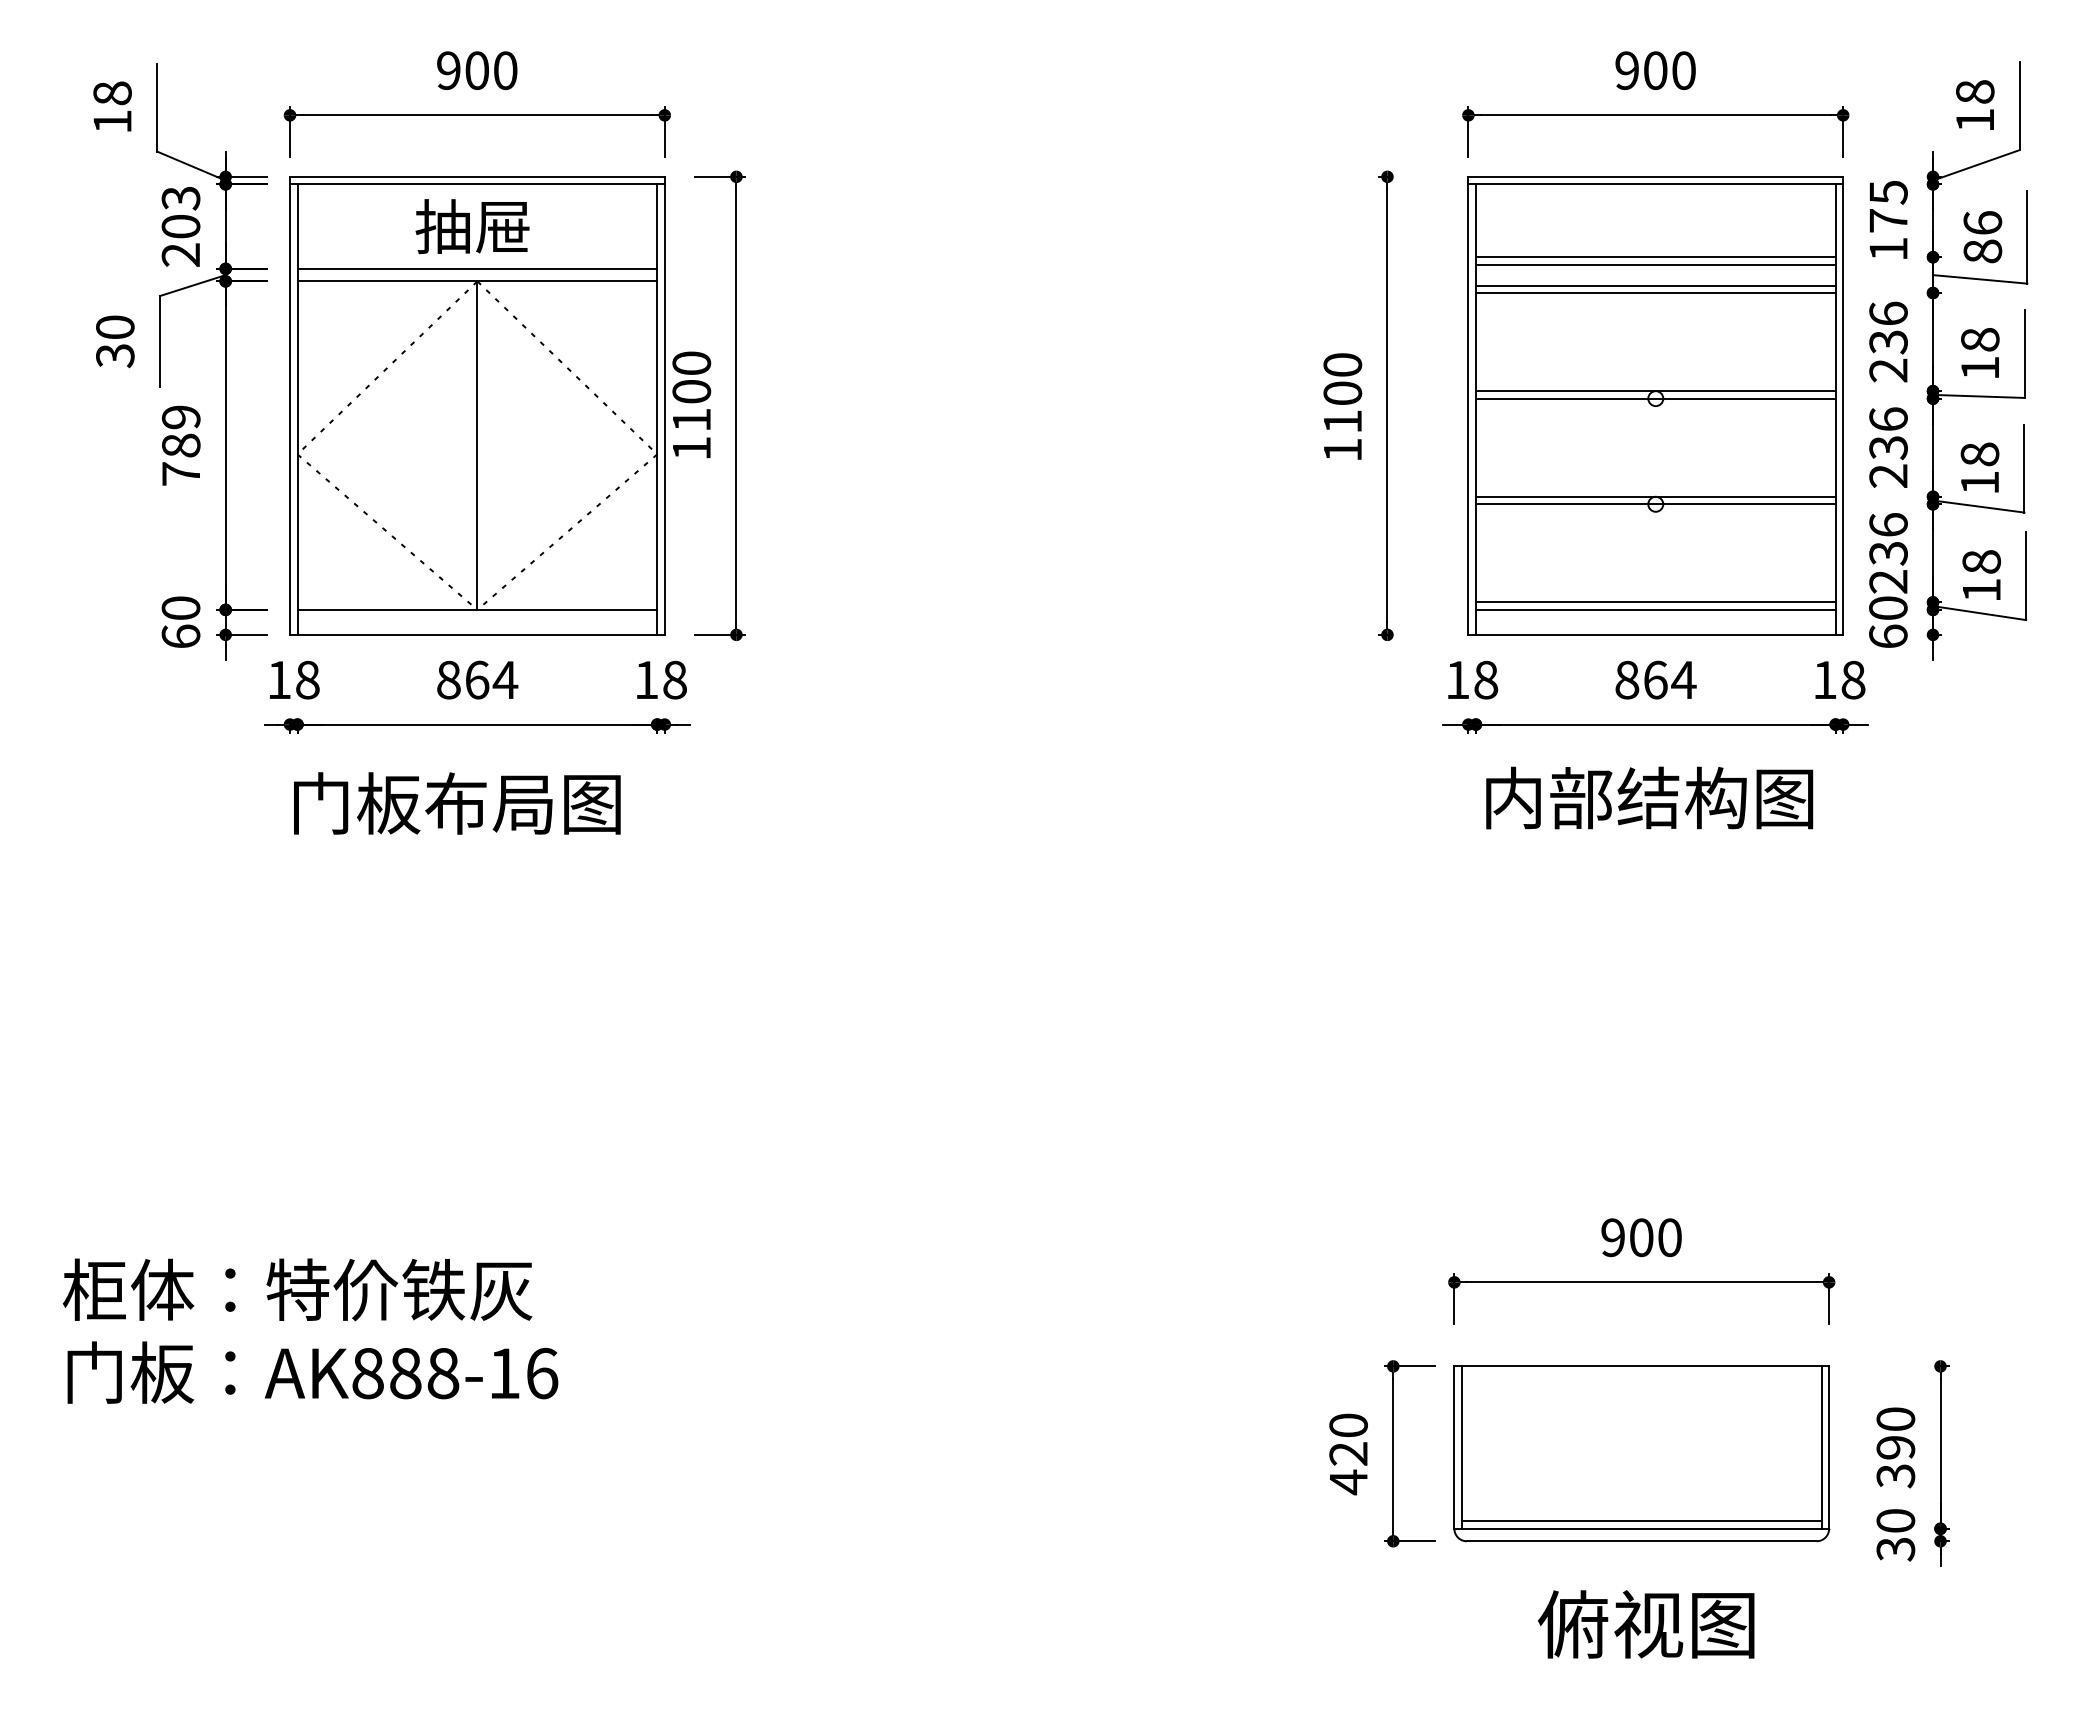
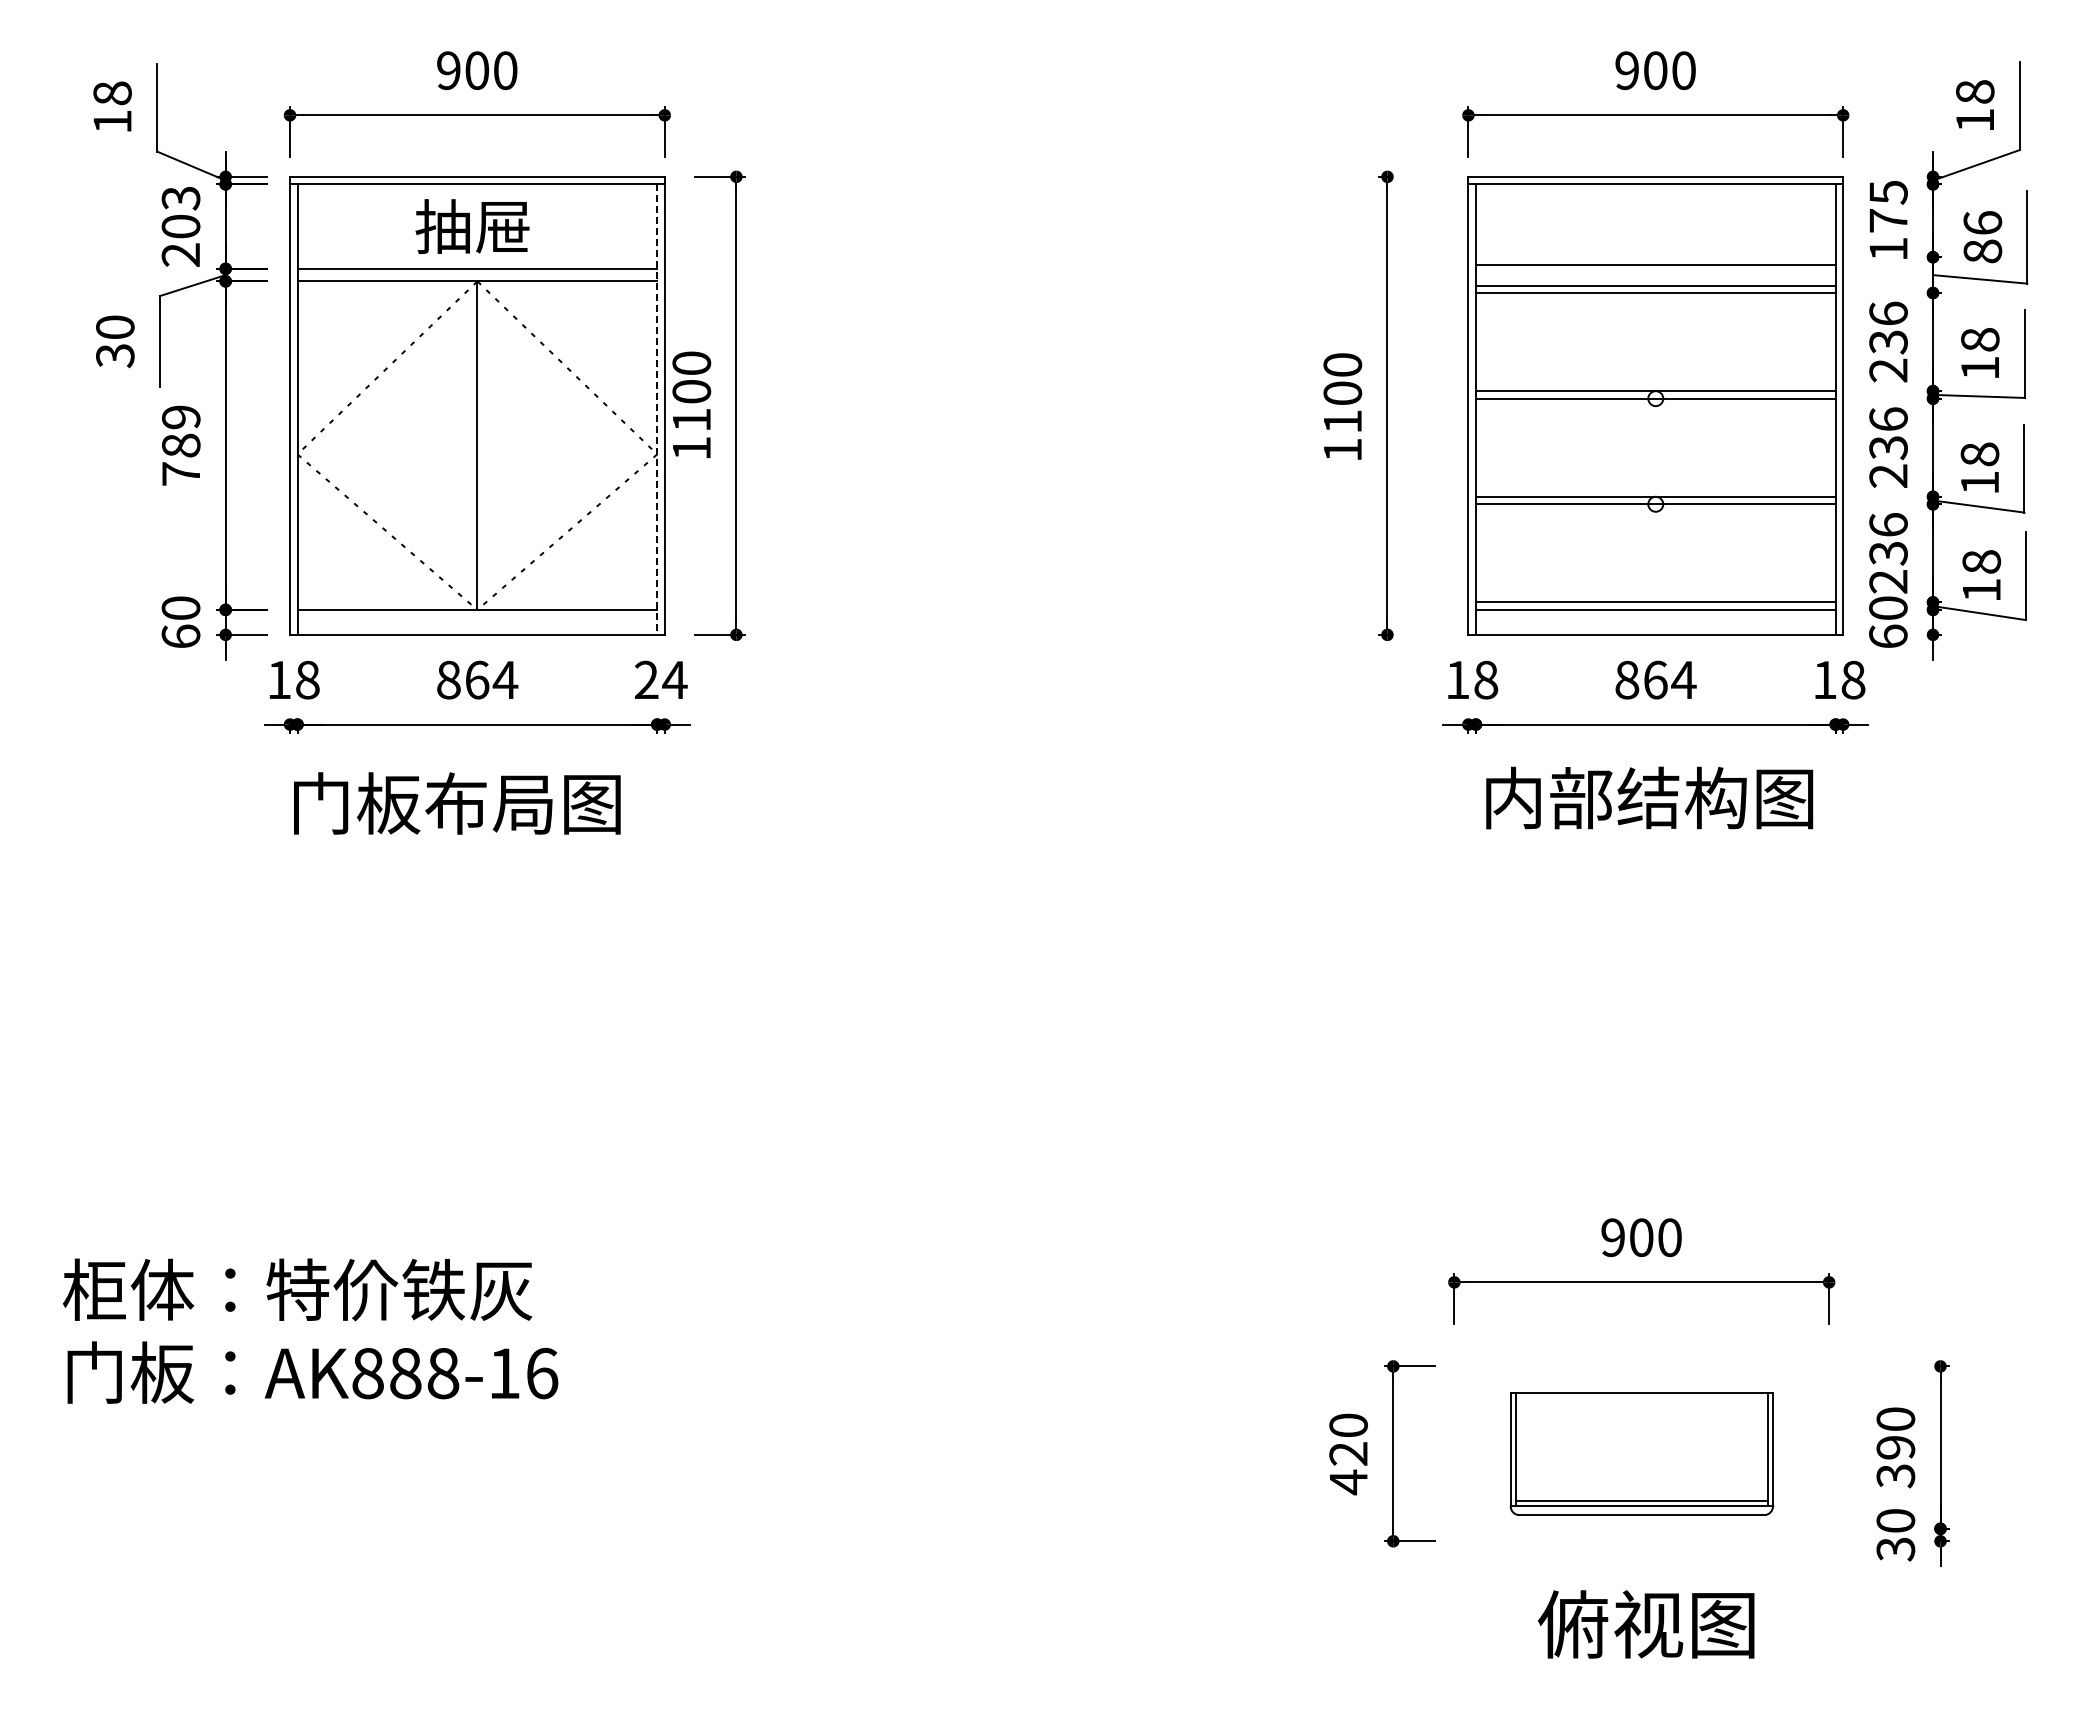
line: present -> none (1655, 257)
line: solid -> dashed (657, 410)
text: 18 -> 24 (661, 679)
part size: 378x178 px -> 266x124 px (1641, 1453)
